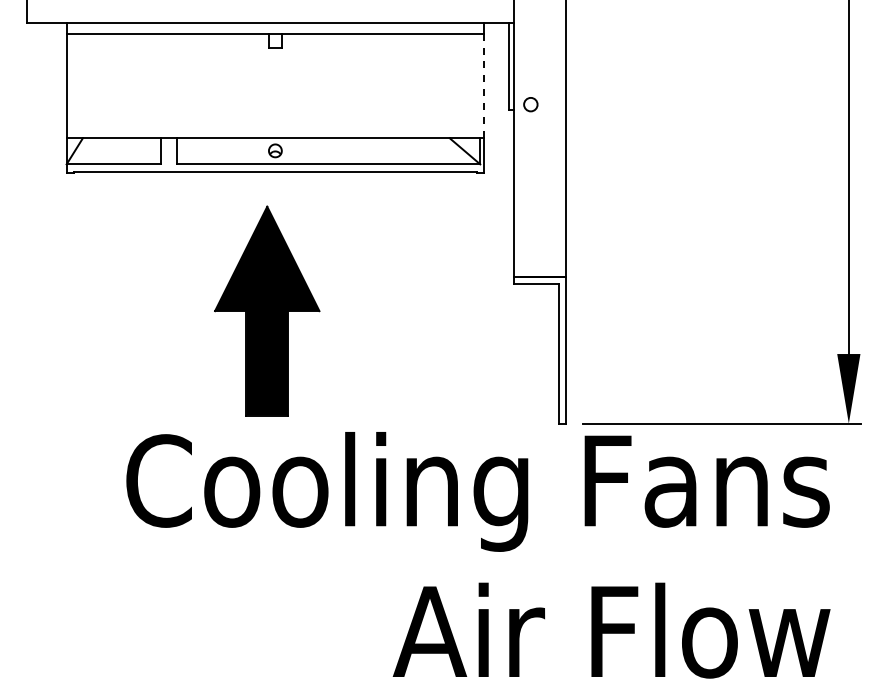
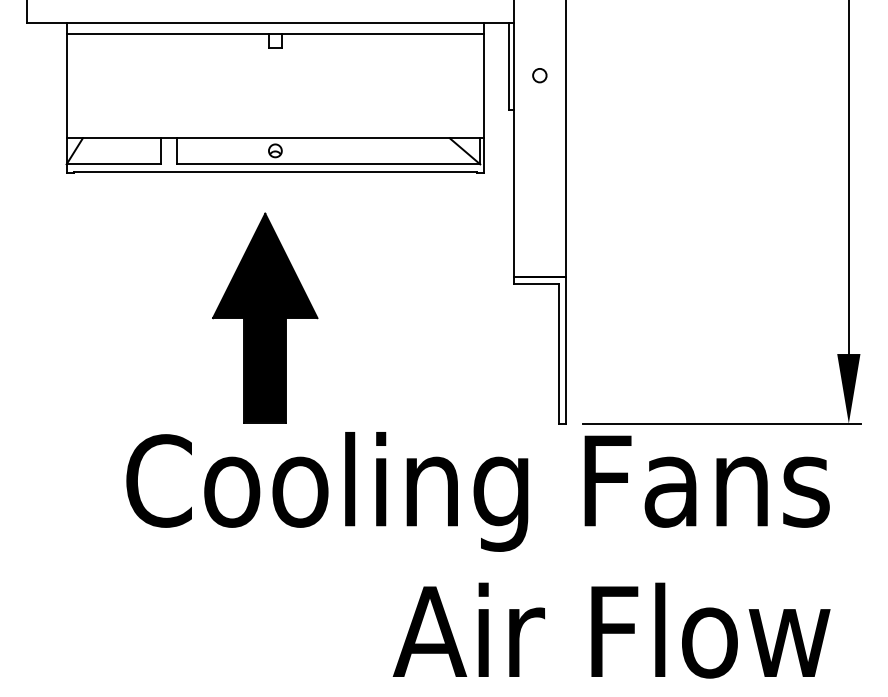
line: dashed -> solid (484, 85)
circle position: (530, 104) -> (539, 75) (539, 75)
part position: (267, 310) -> (265, 317) (265, 317)
